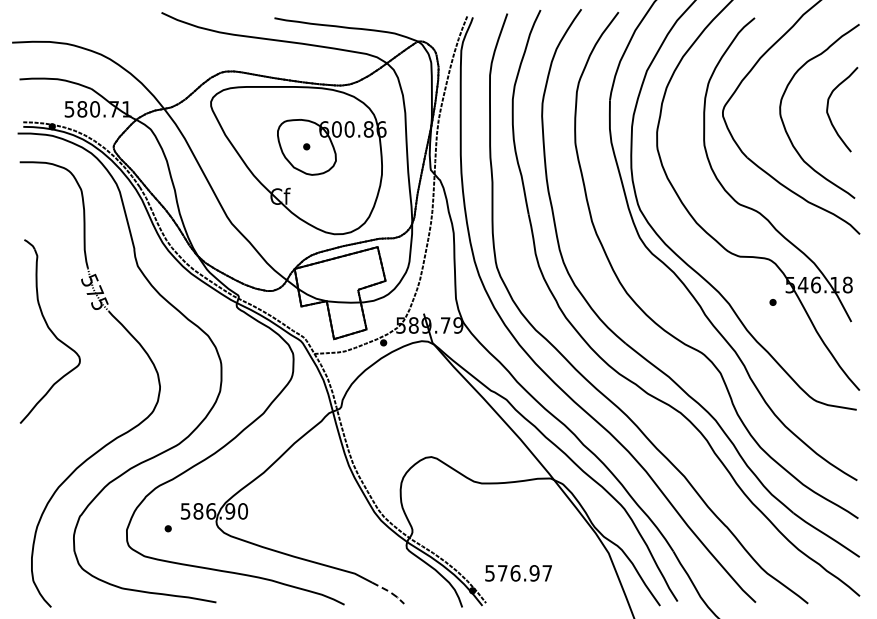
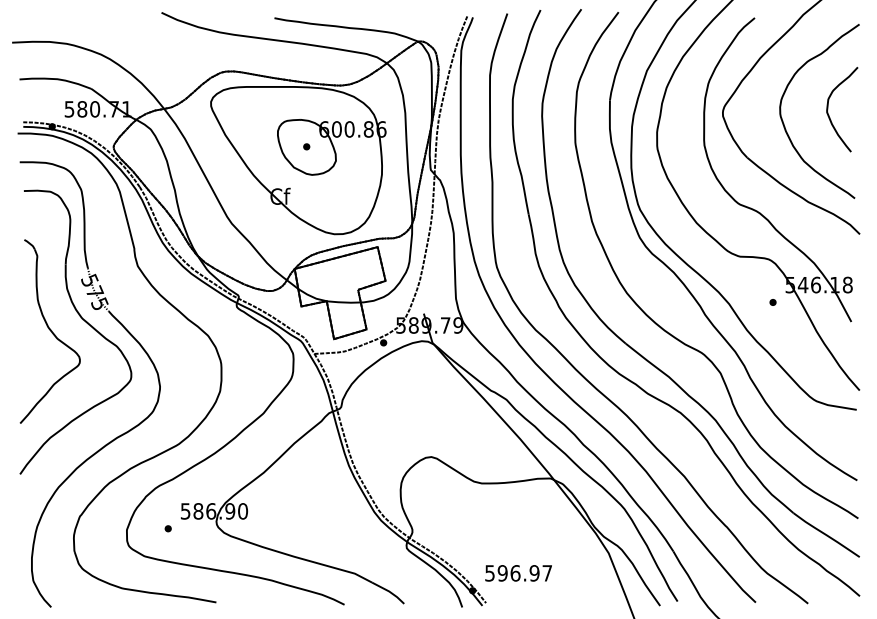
part: none -> present (84, 321)
text: 576.97 -> 596.97 (502, 573)
line: dashed -> solid (389, 591)
